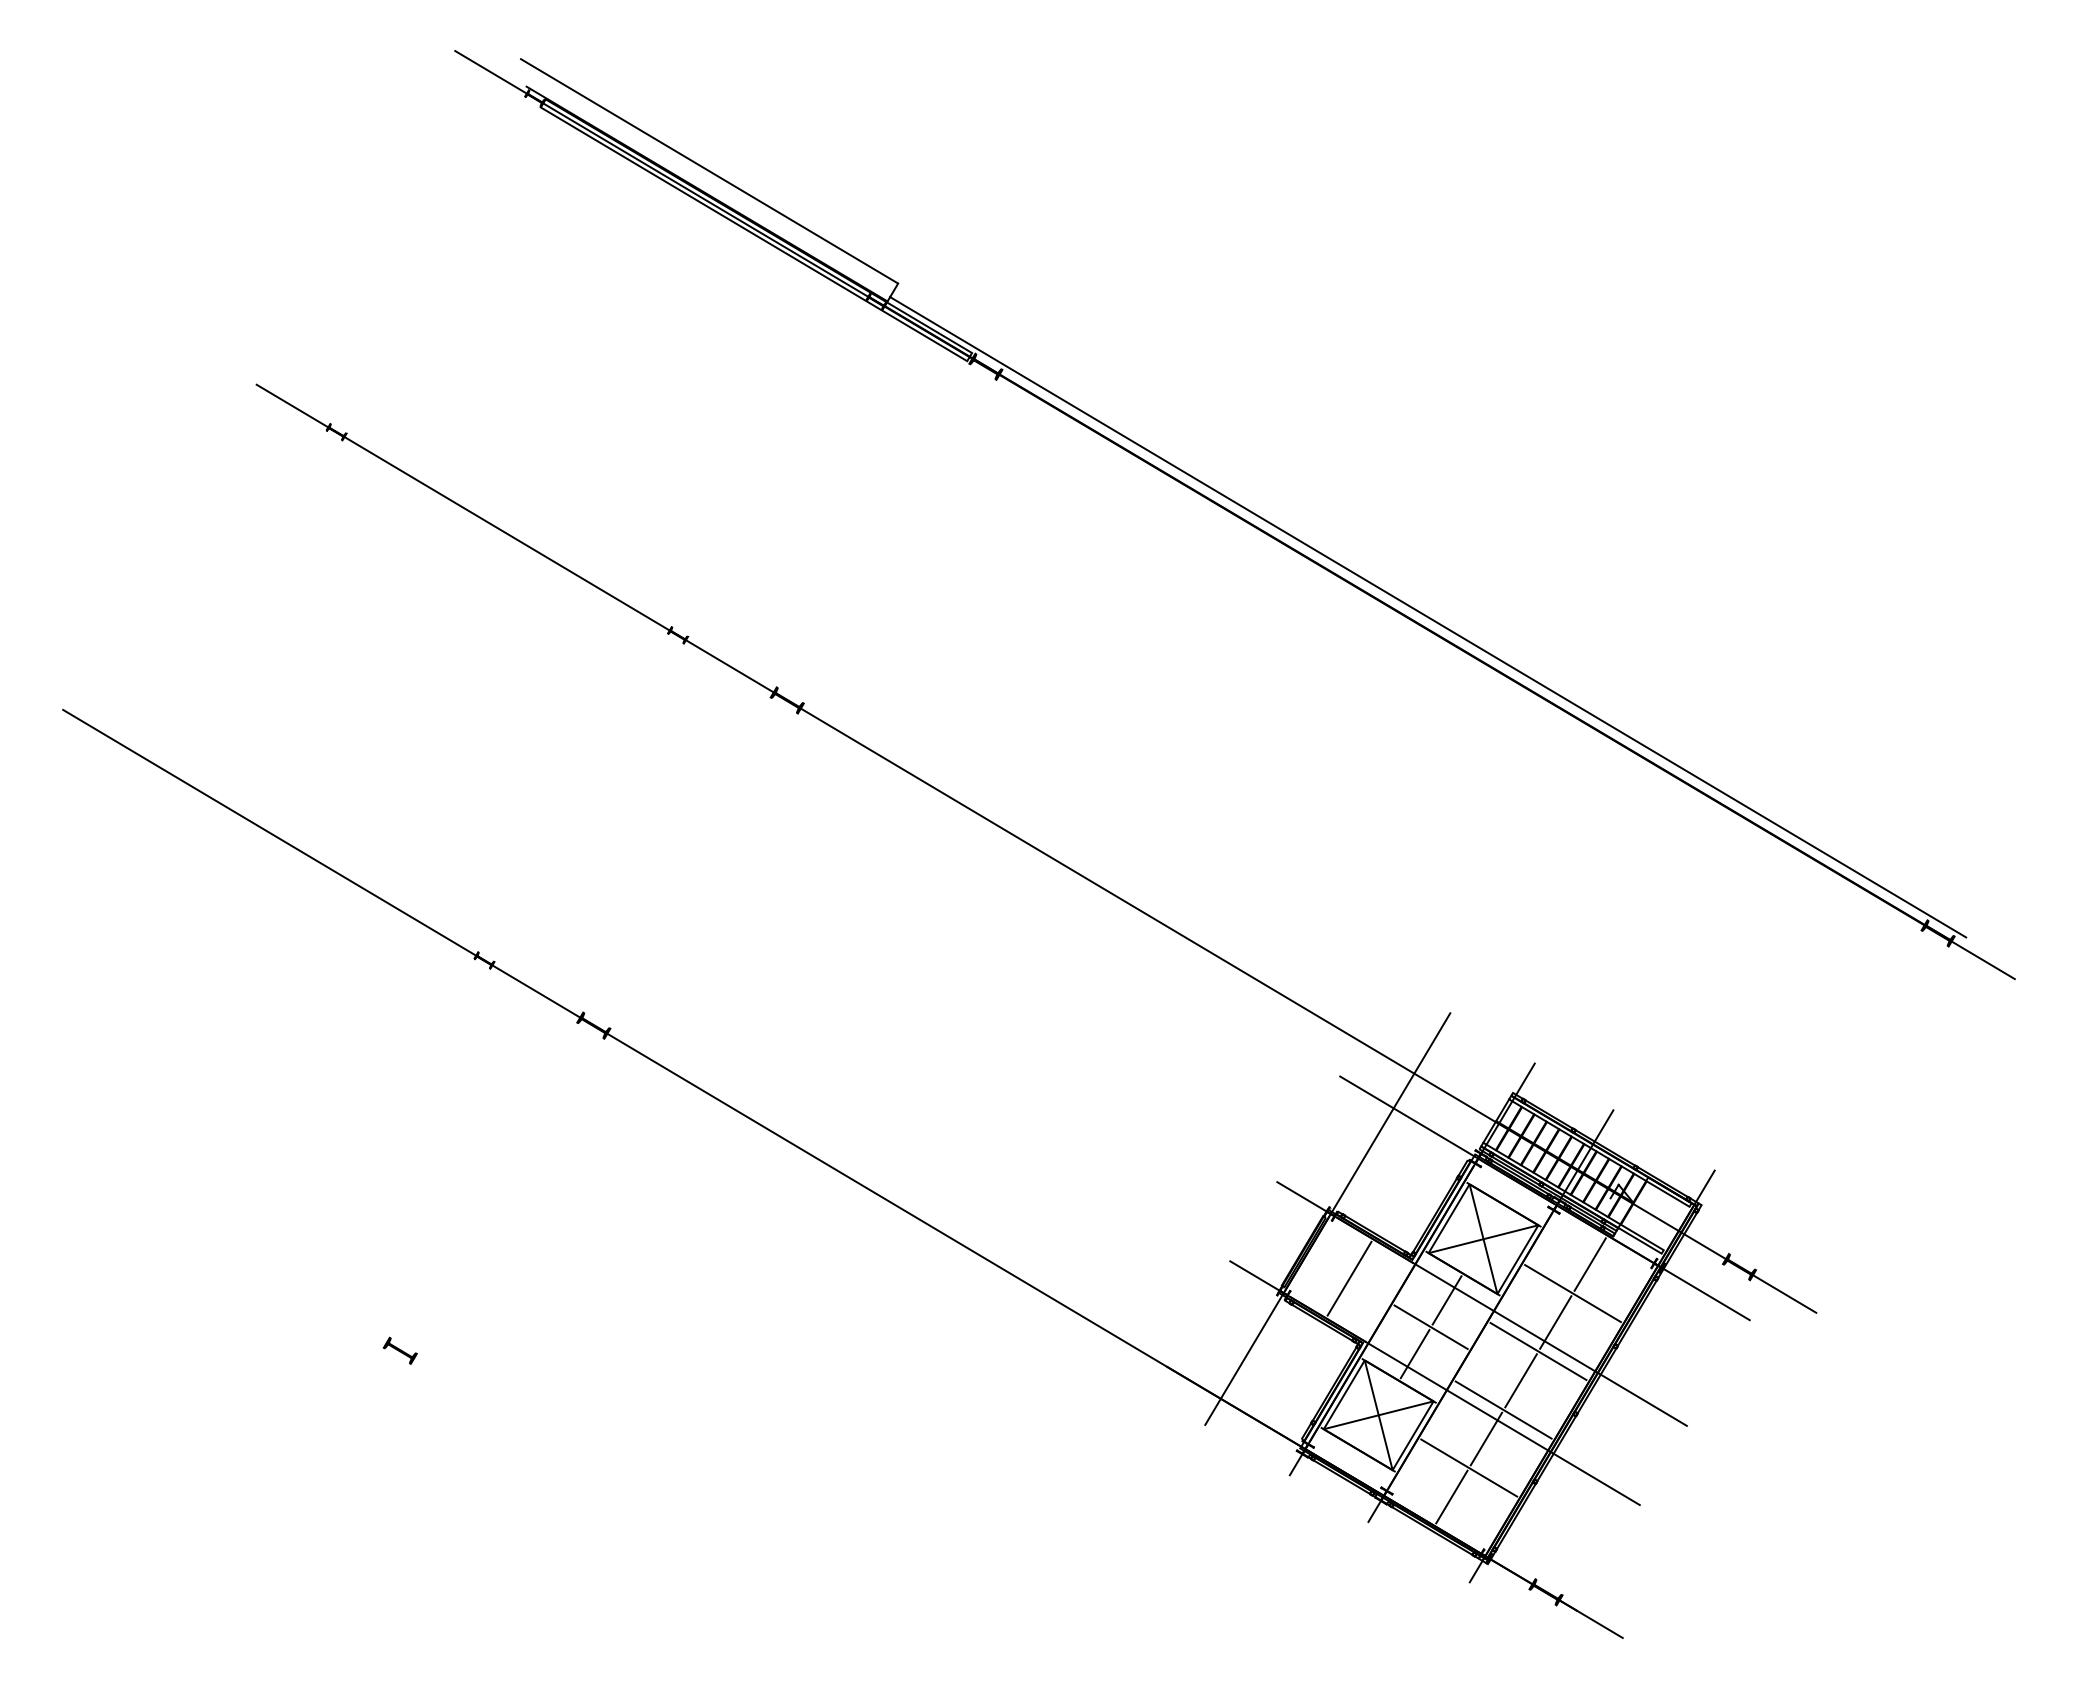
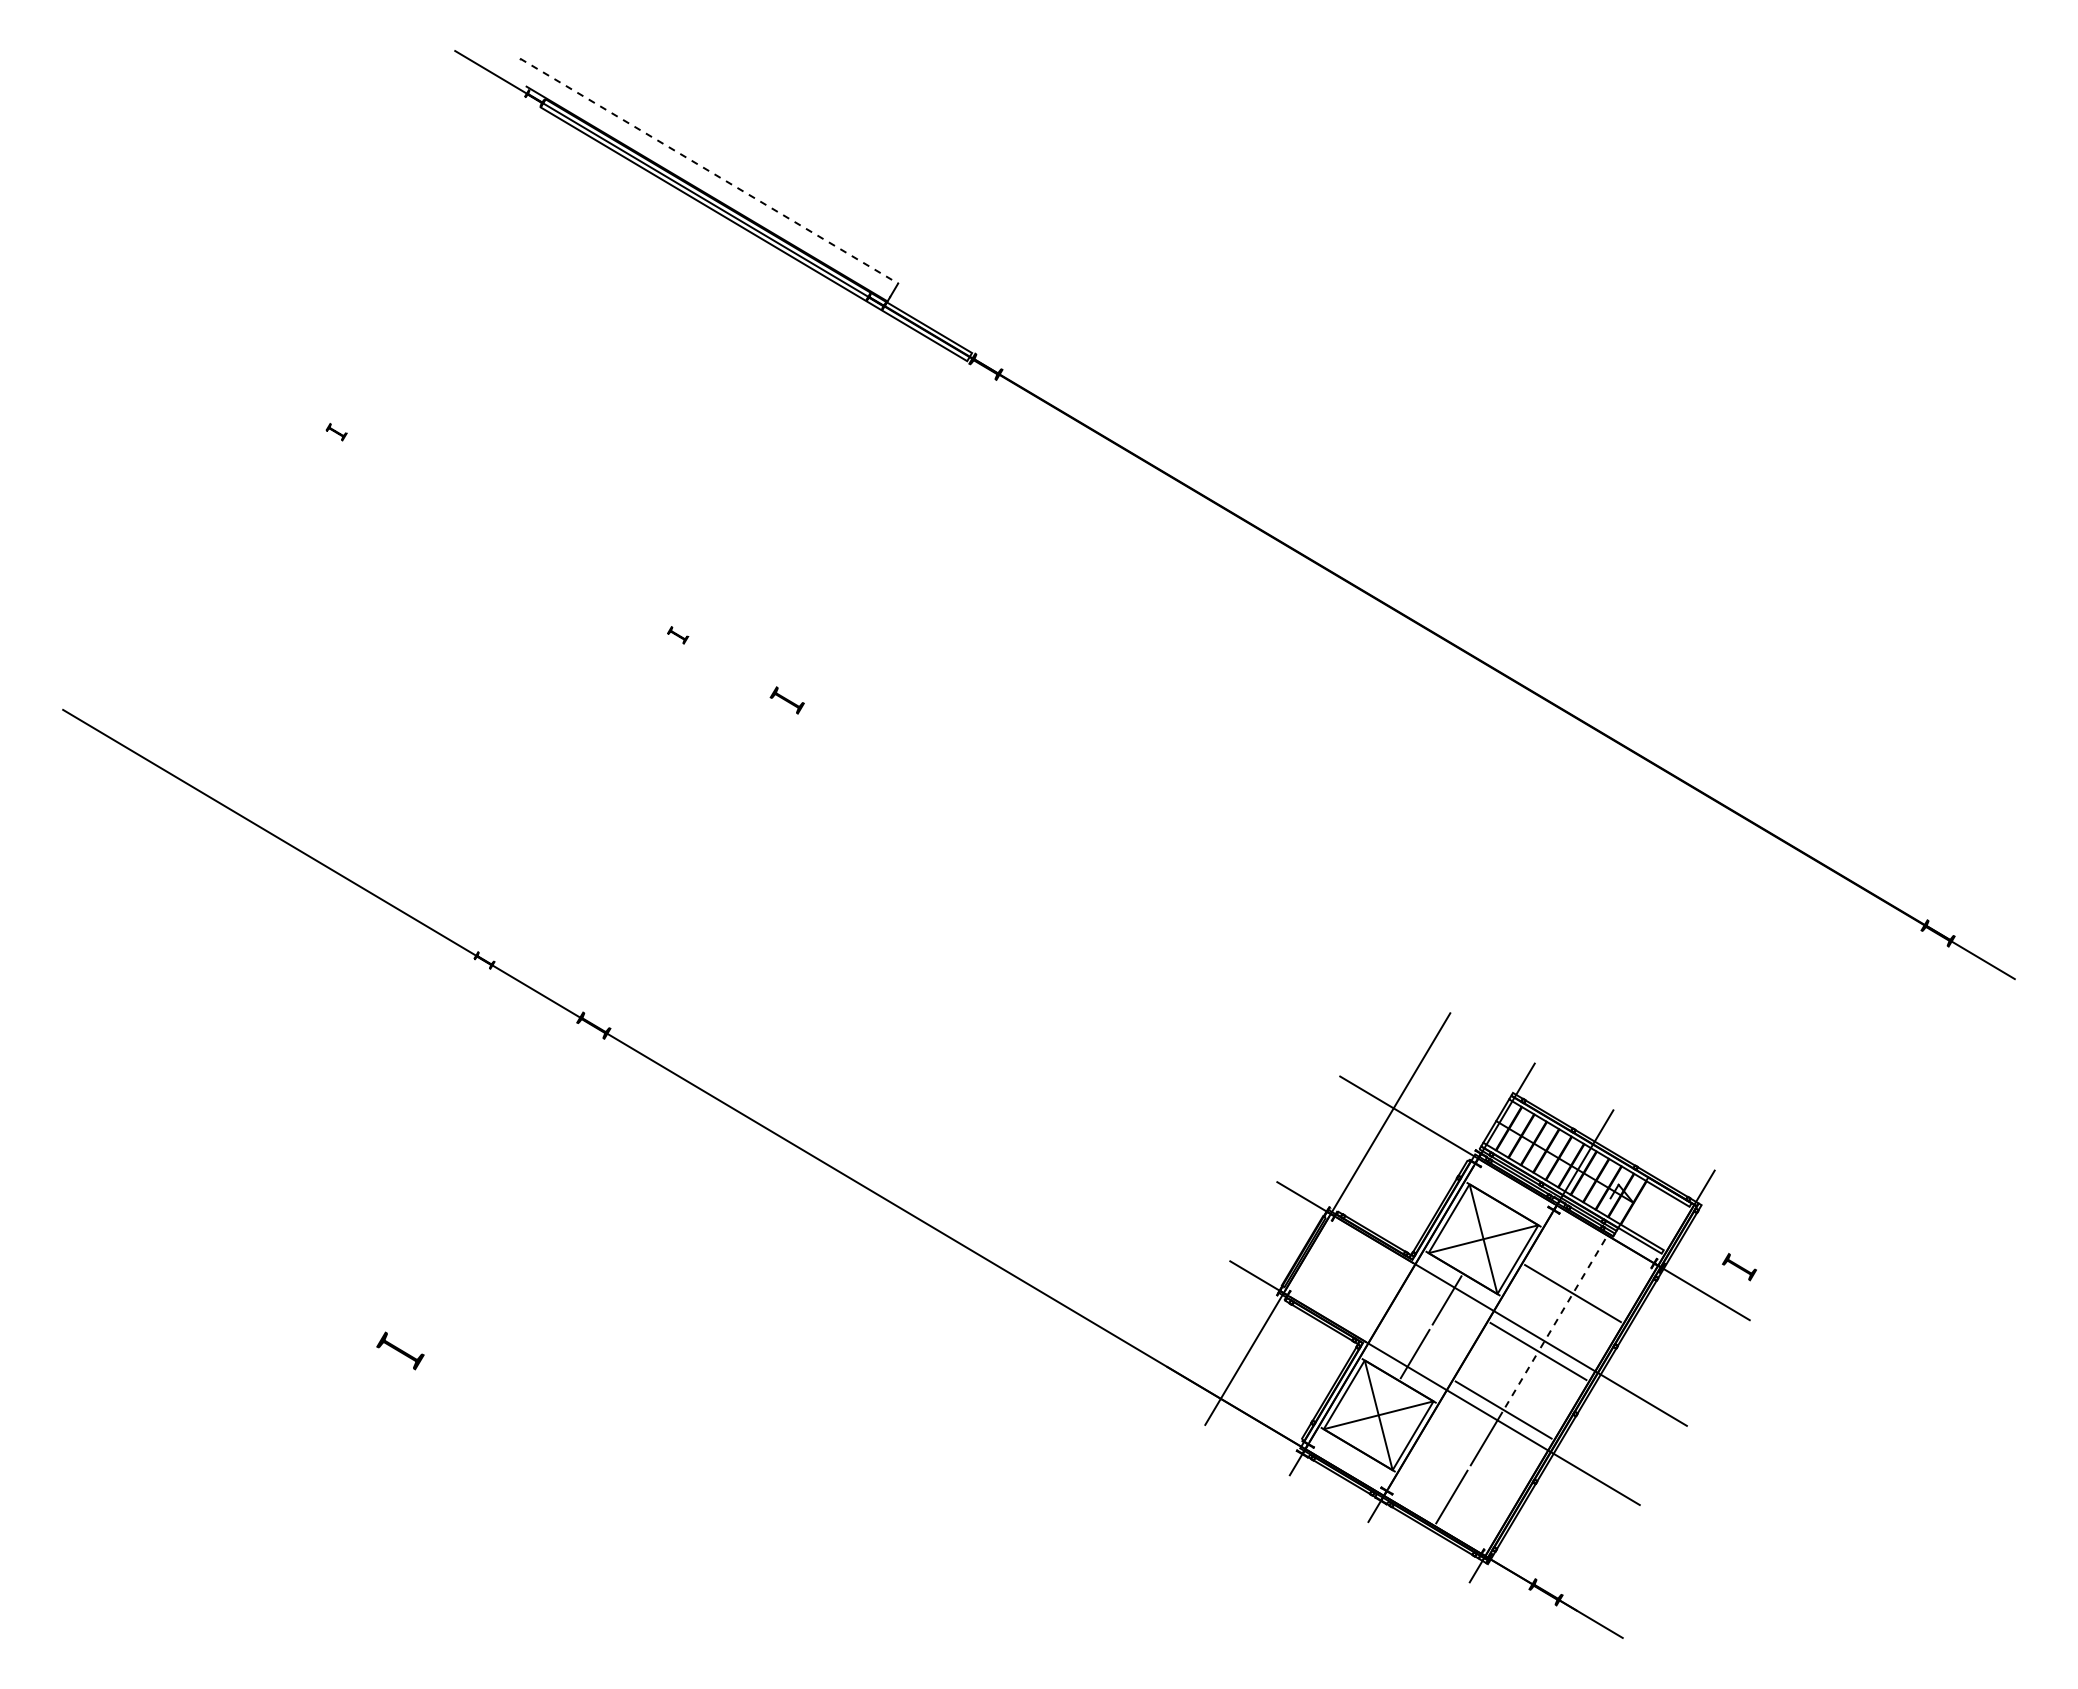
line: solid -> dashed (709, 171)
line: present -> none (1428, 617)
line: present -> none (1036, 848)
line: solid -> dashed (1590, 1264)
line: present -> none (1349, 1278)
line: solid -> dashed (1555, 1322)
line: present -> none (1430, 1327)
part size: 36x29 px -> 49x40 px (400, 1350)
line: solid -> dashed (1521, 1380)
line: present -> none (1469, 1467)
